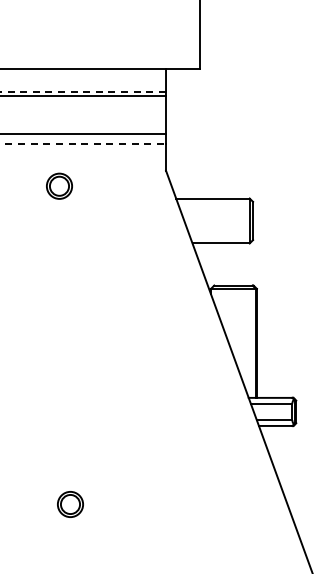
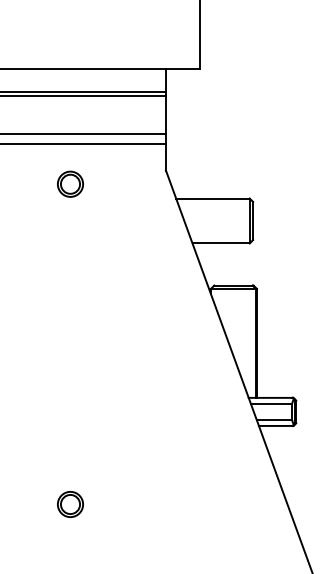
line: dashed -> solid (83, 91)
line: dashed -> solid (83, 144)
part position: (59, 185) -> (70, 183) (70, 183)
